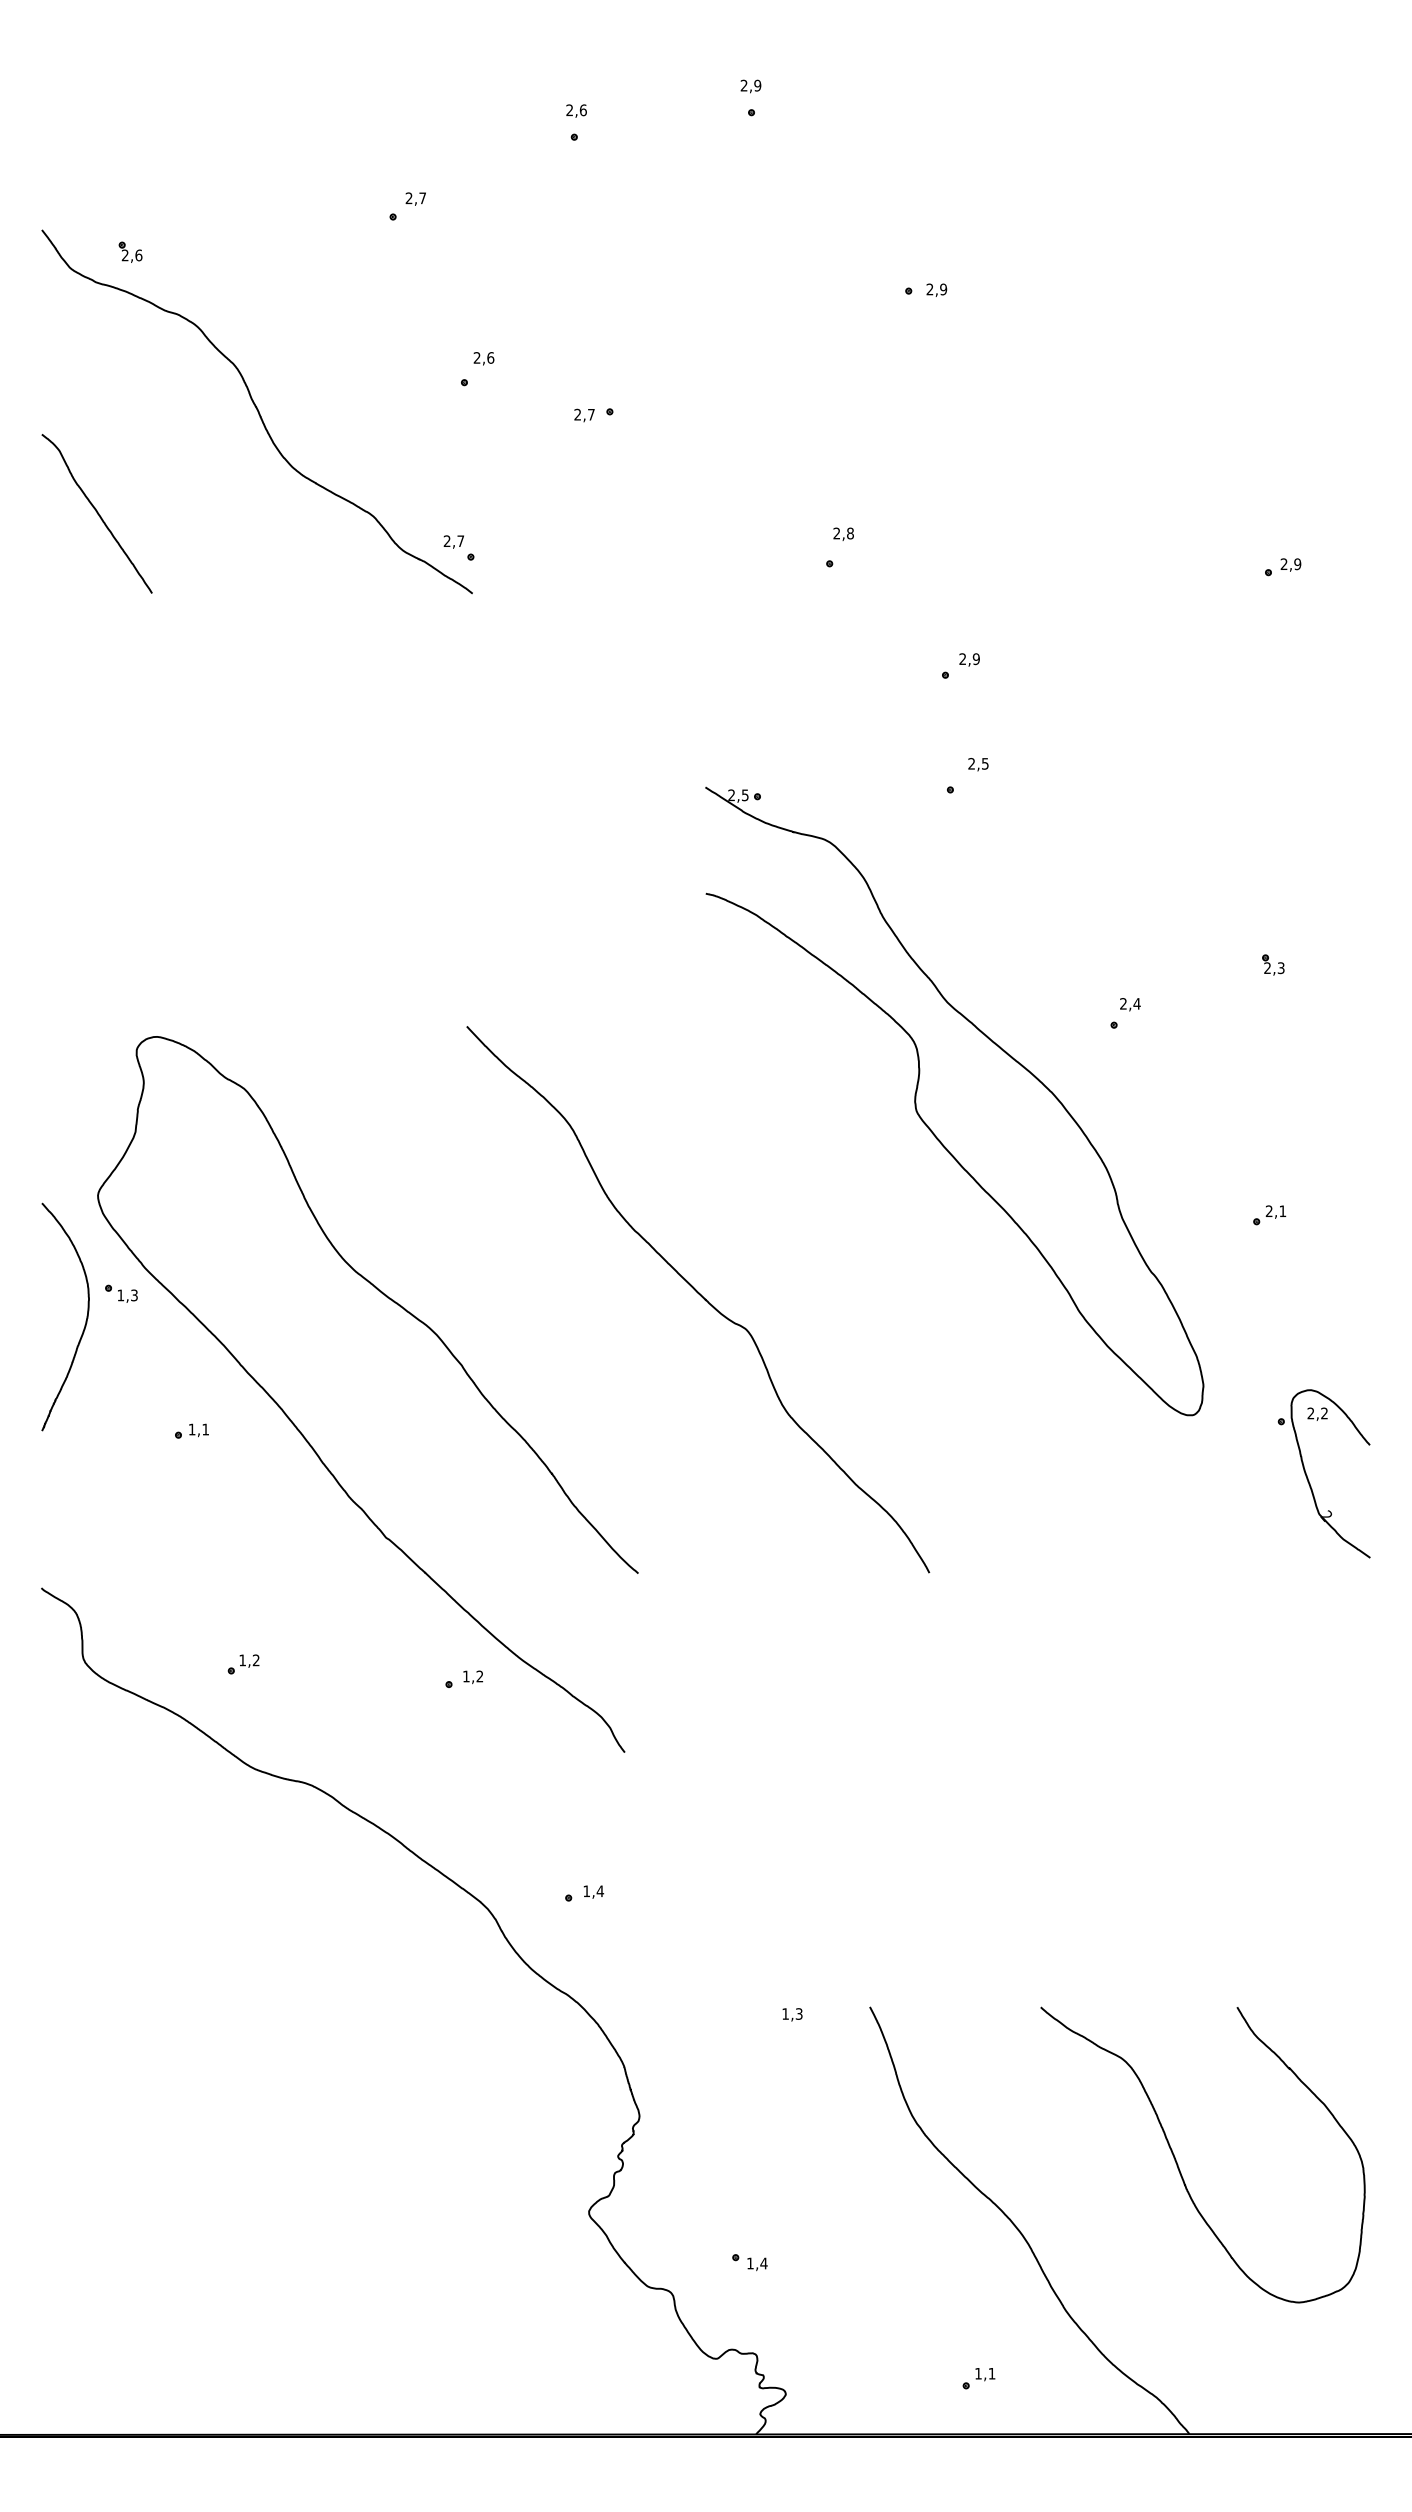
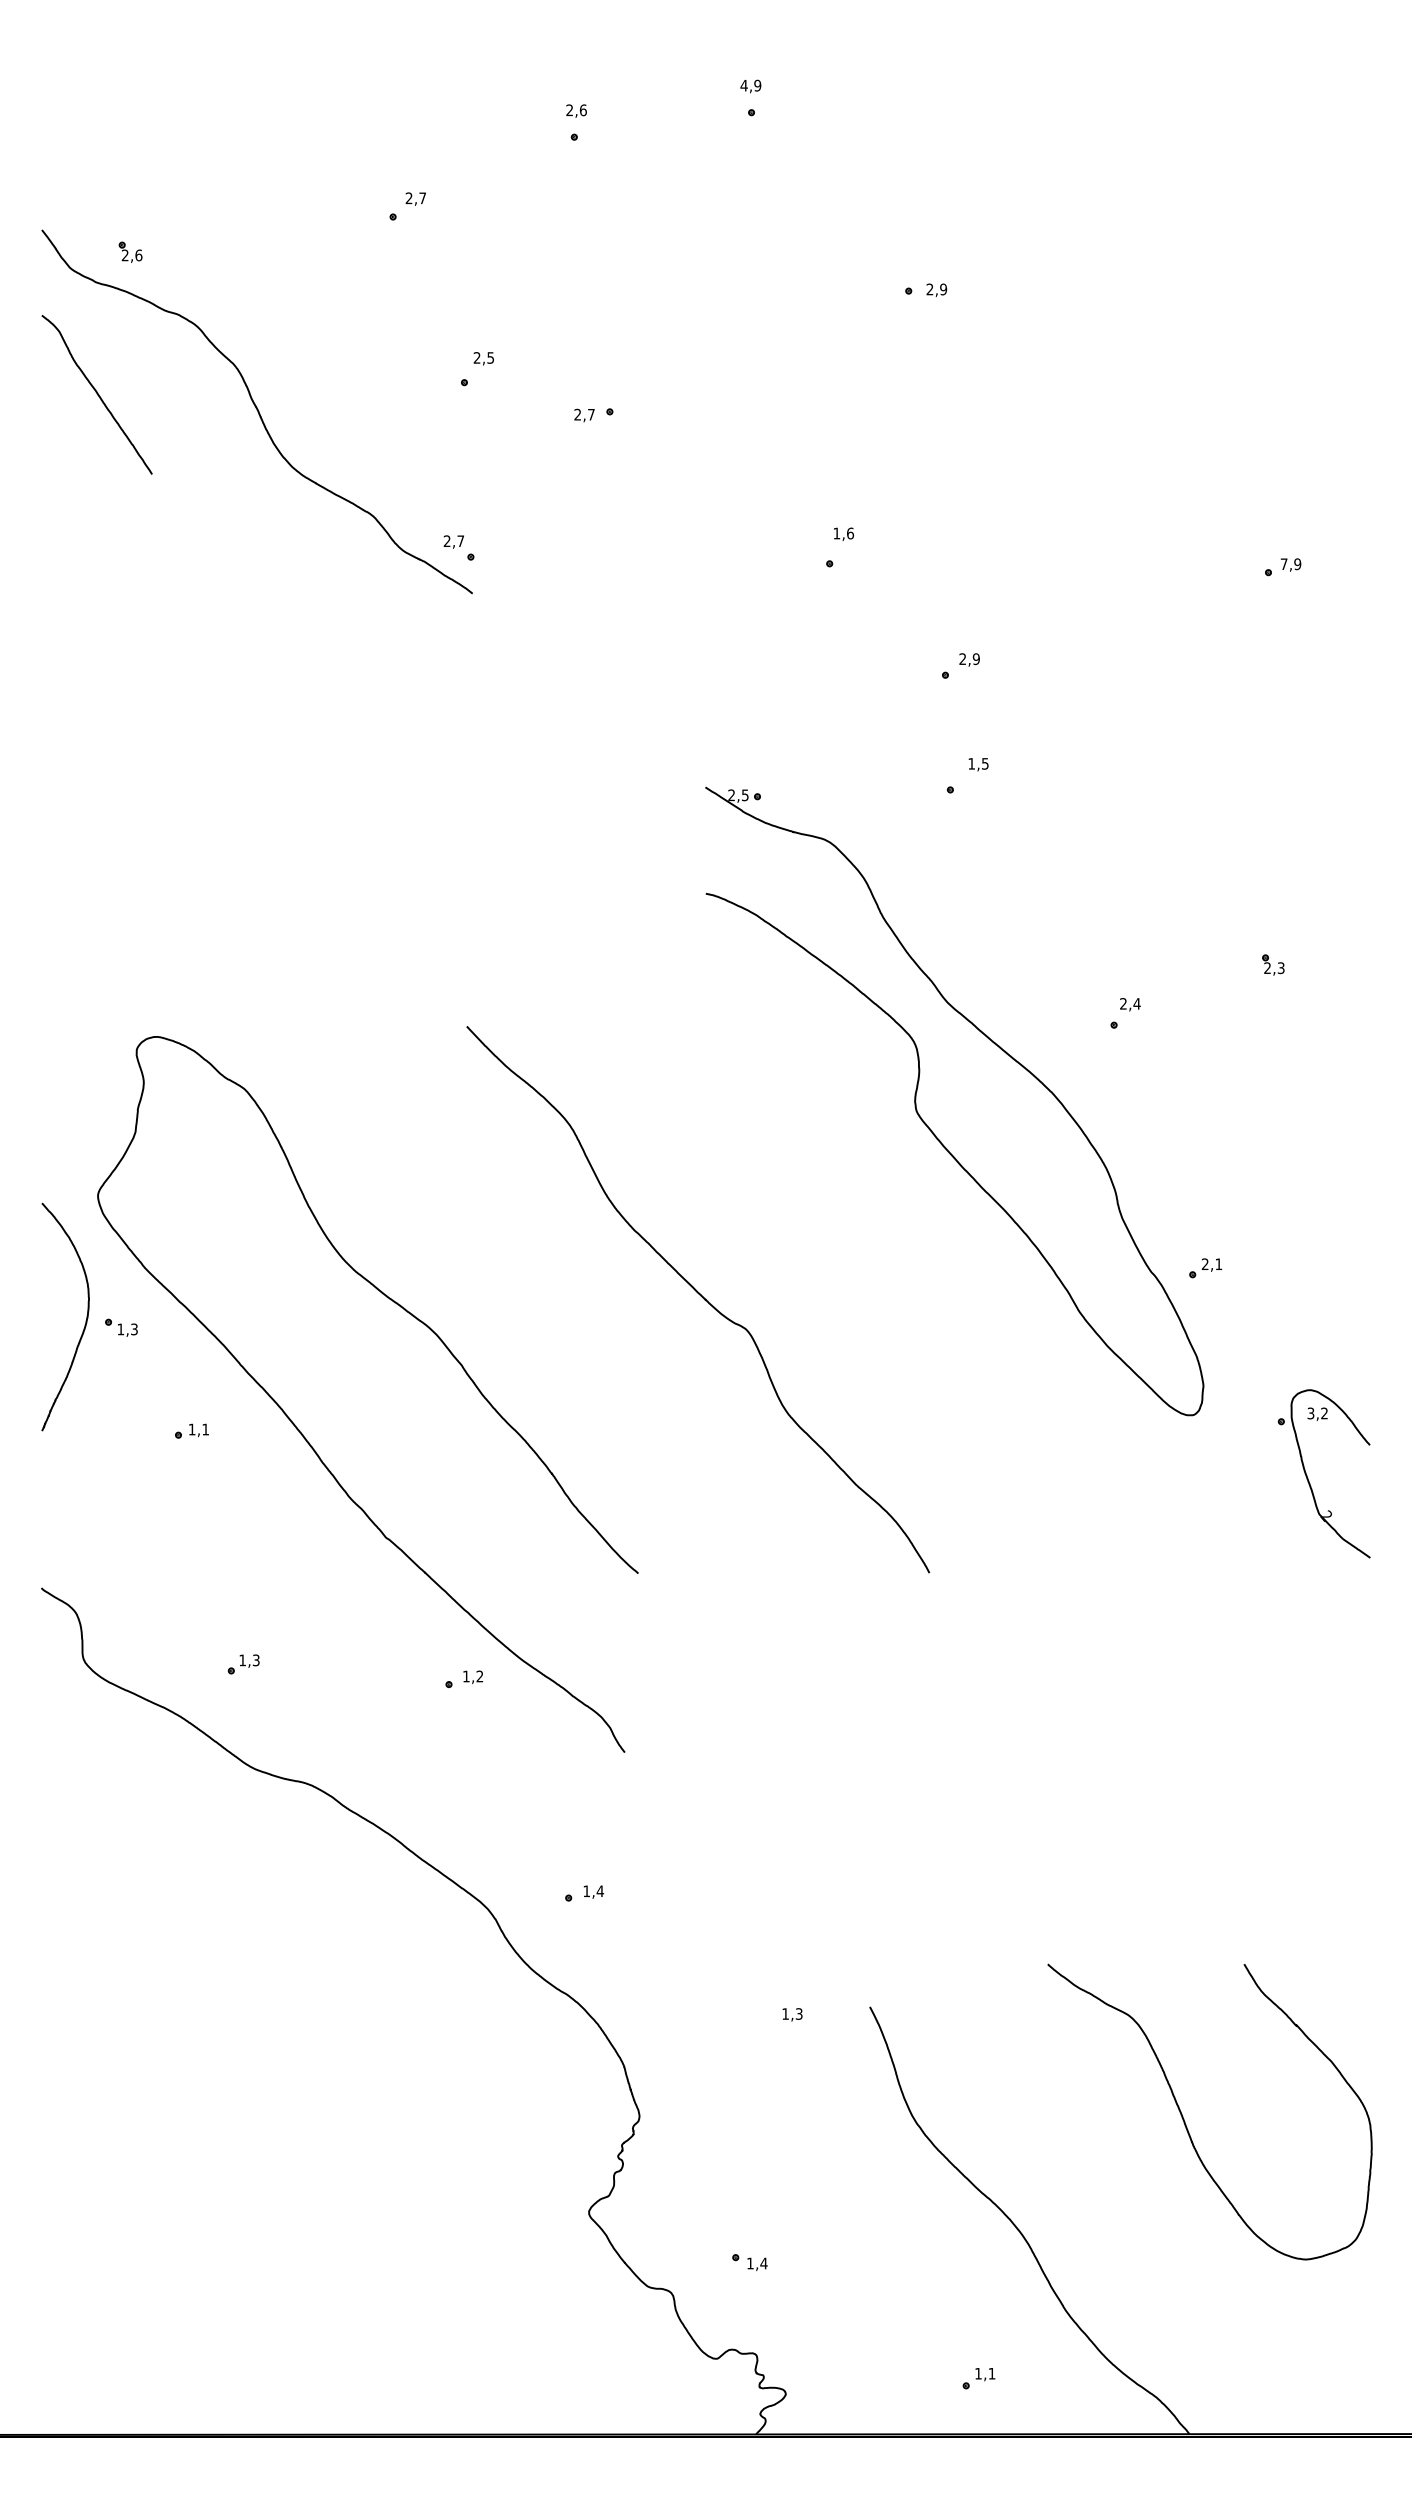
text: 2,9 -> 4,9 (743, 85)
text: 2,6 -> 2,5 (490, 357)
curve position: (96, 512) -> (96, 393) (96, 393)
text: 2,8 -> 1,6 (843, 533)
text: 2,9 -> 7,9 (1283, 563)
text: 2,5 -> 1,5 (971, 763)
part position: (1269, 1215) -> (1205, 1268) (1205, 1268)
part position: (121, 1293) -> (121, 1327) (121, 1327)
text: 2,2 -> 3,2 (1310, 1413)
text: 1,2 -> 1,3 (256, 1660)
curve position: (1178, 2164) -> (1185, 2121) (1185, 2121)
